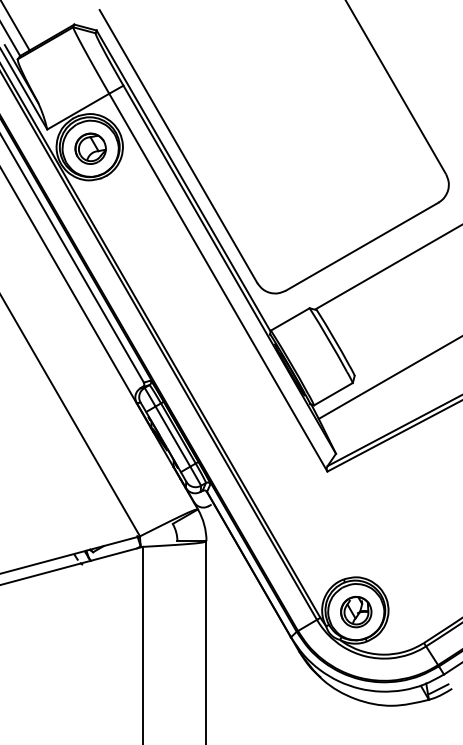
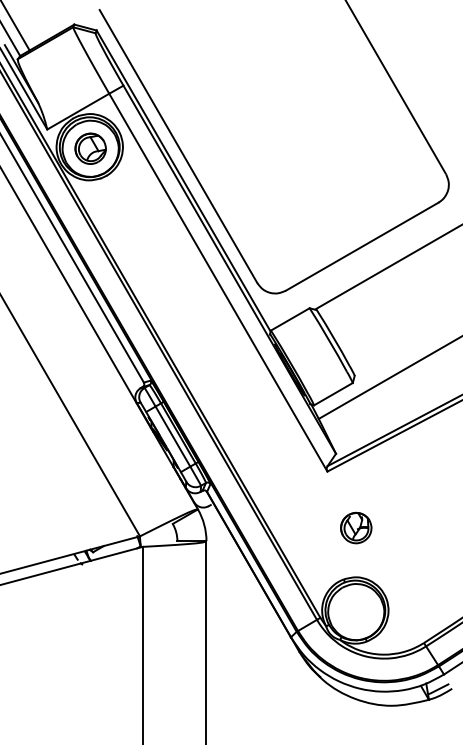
part position: (356, 611) -> (356, 527) (356, 527)
